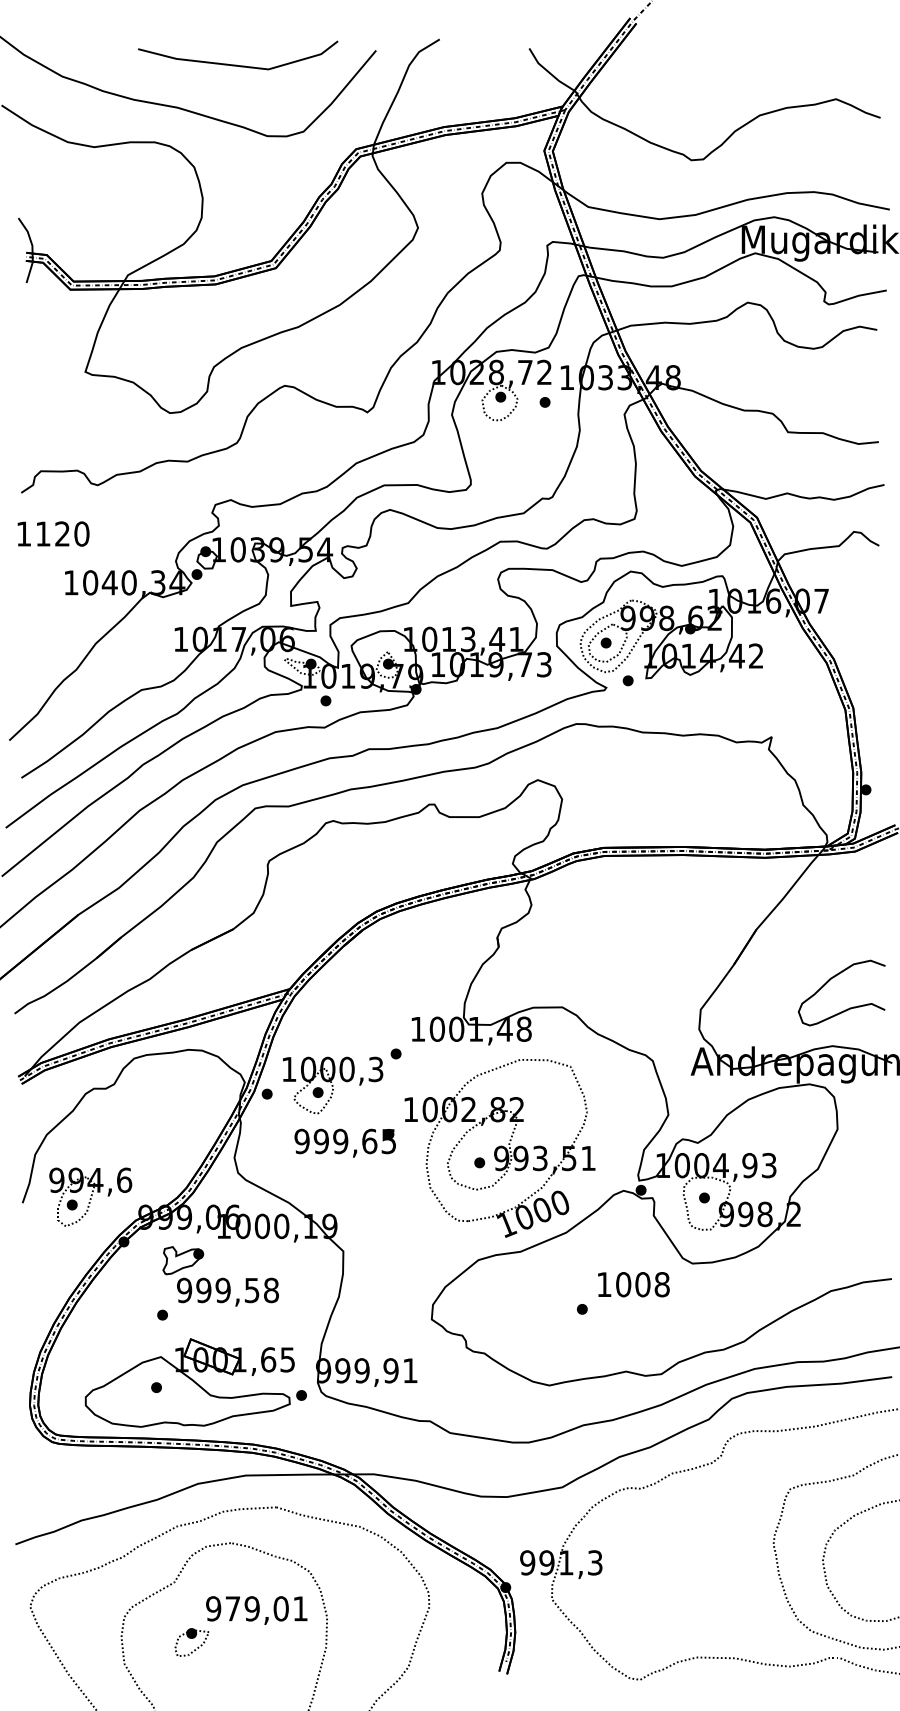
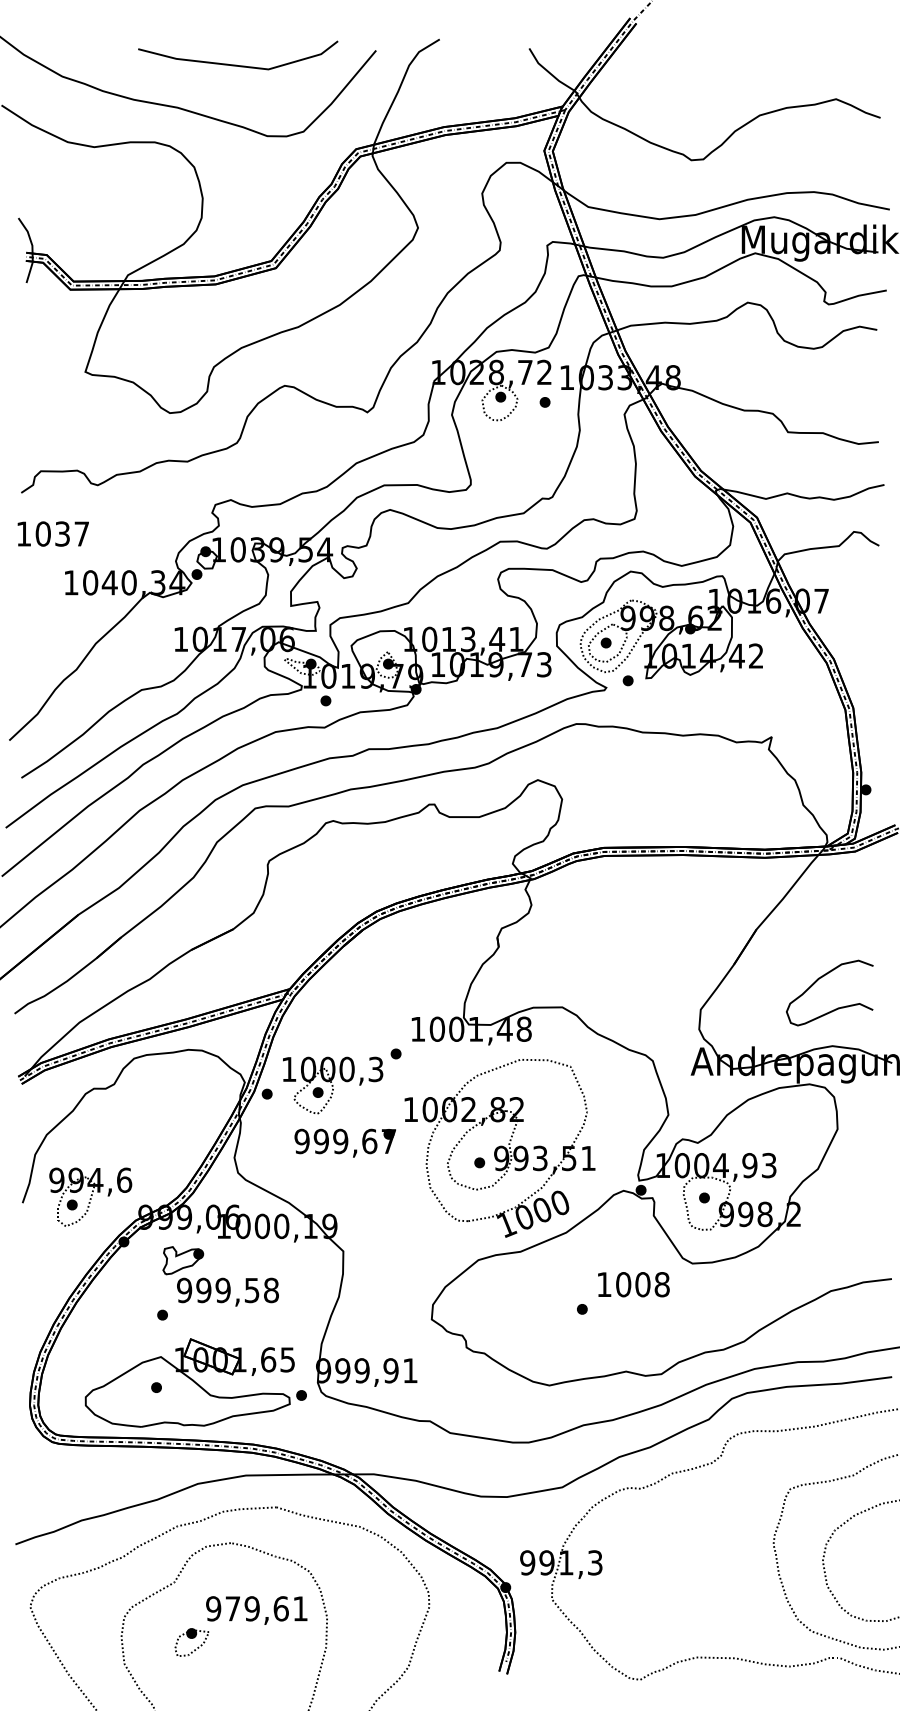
text: 1120 -> 1037 (62, 533)
curve position: (833, 978) -> (821, 978) (821, 978)
text: 999,65 -> 999,67 (388, 1141)
text: 979,01 -> 979,61 (280, 1608)
